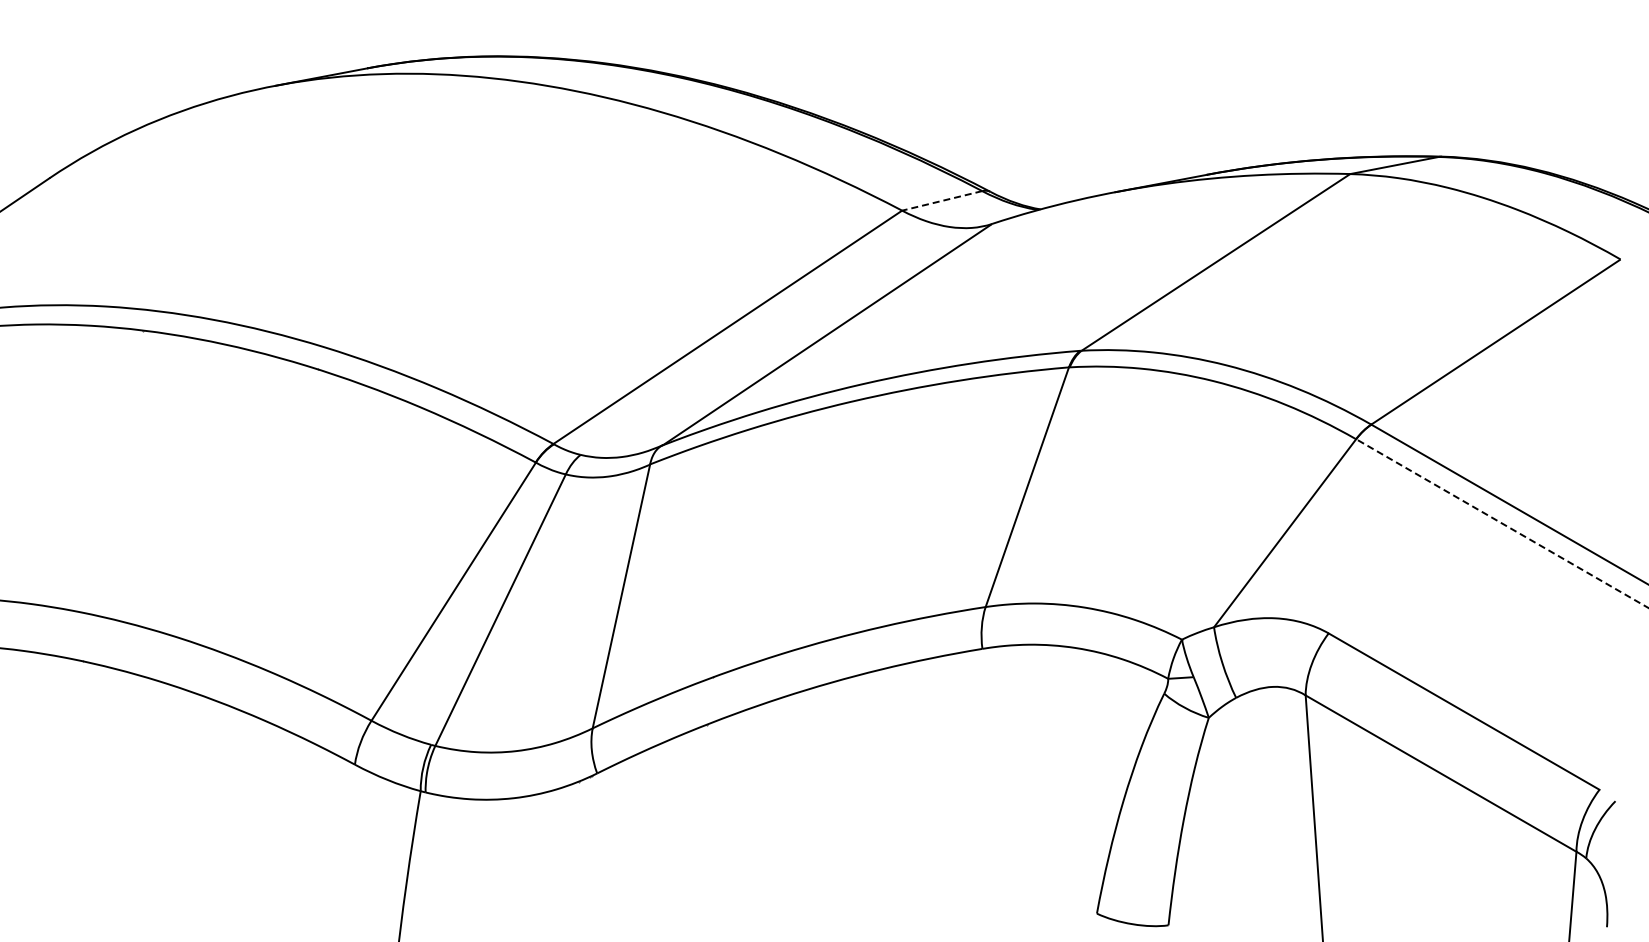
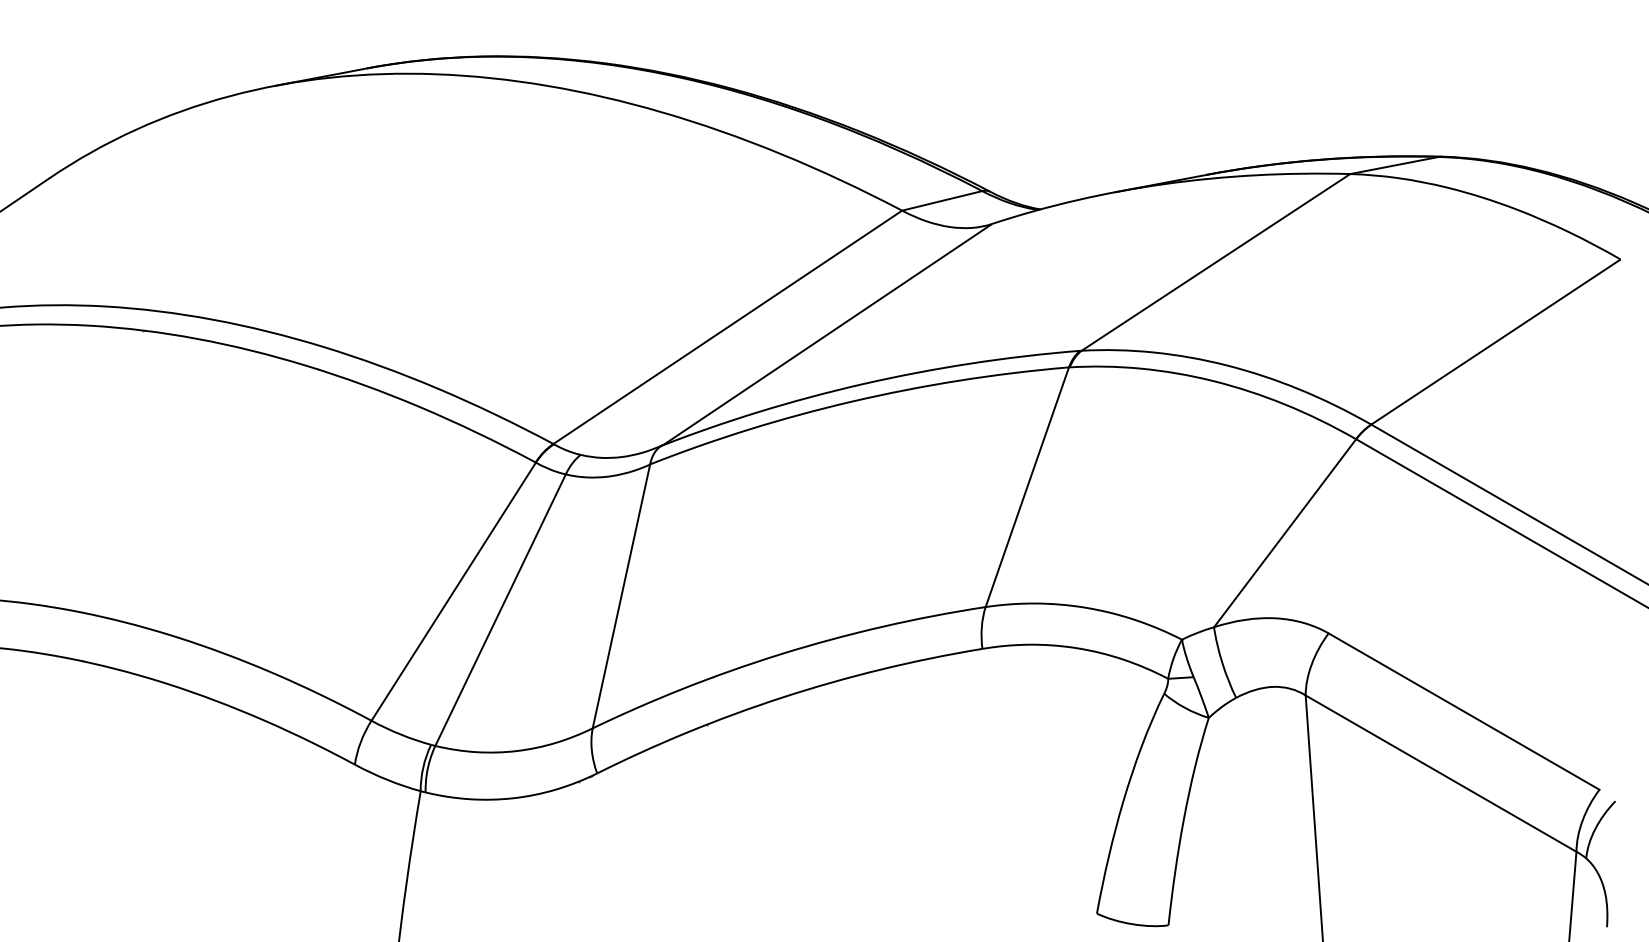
line: dashed -> solid (941, 201)
line: dashed -> solid (1502, 523)
